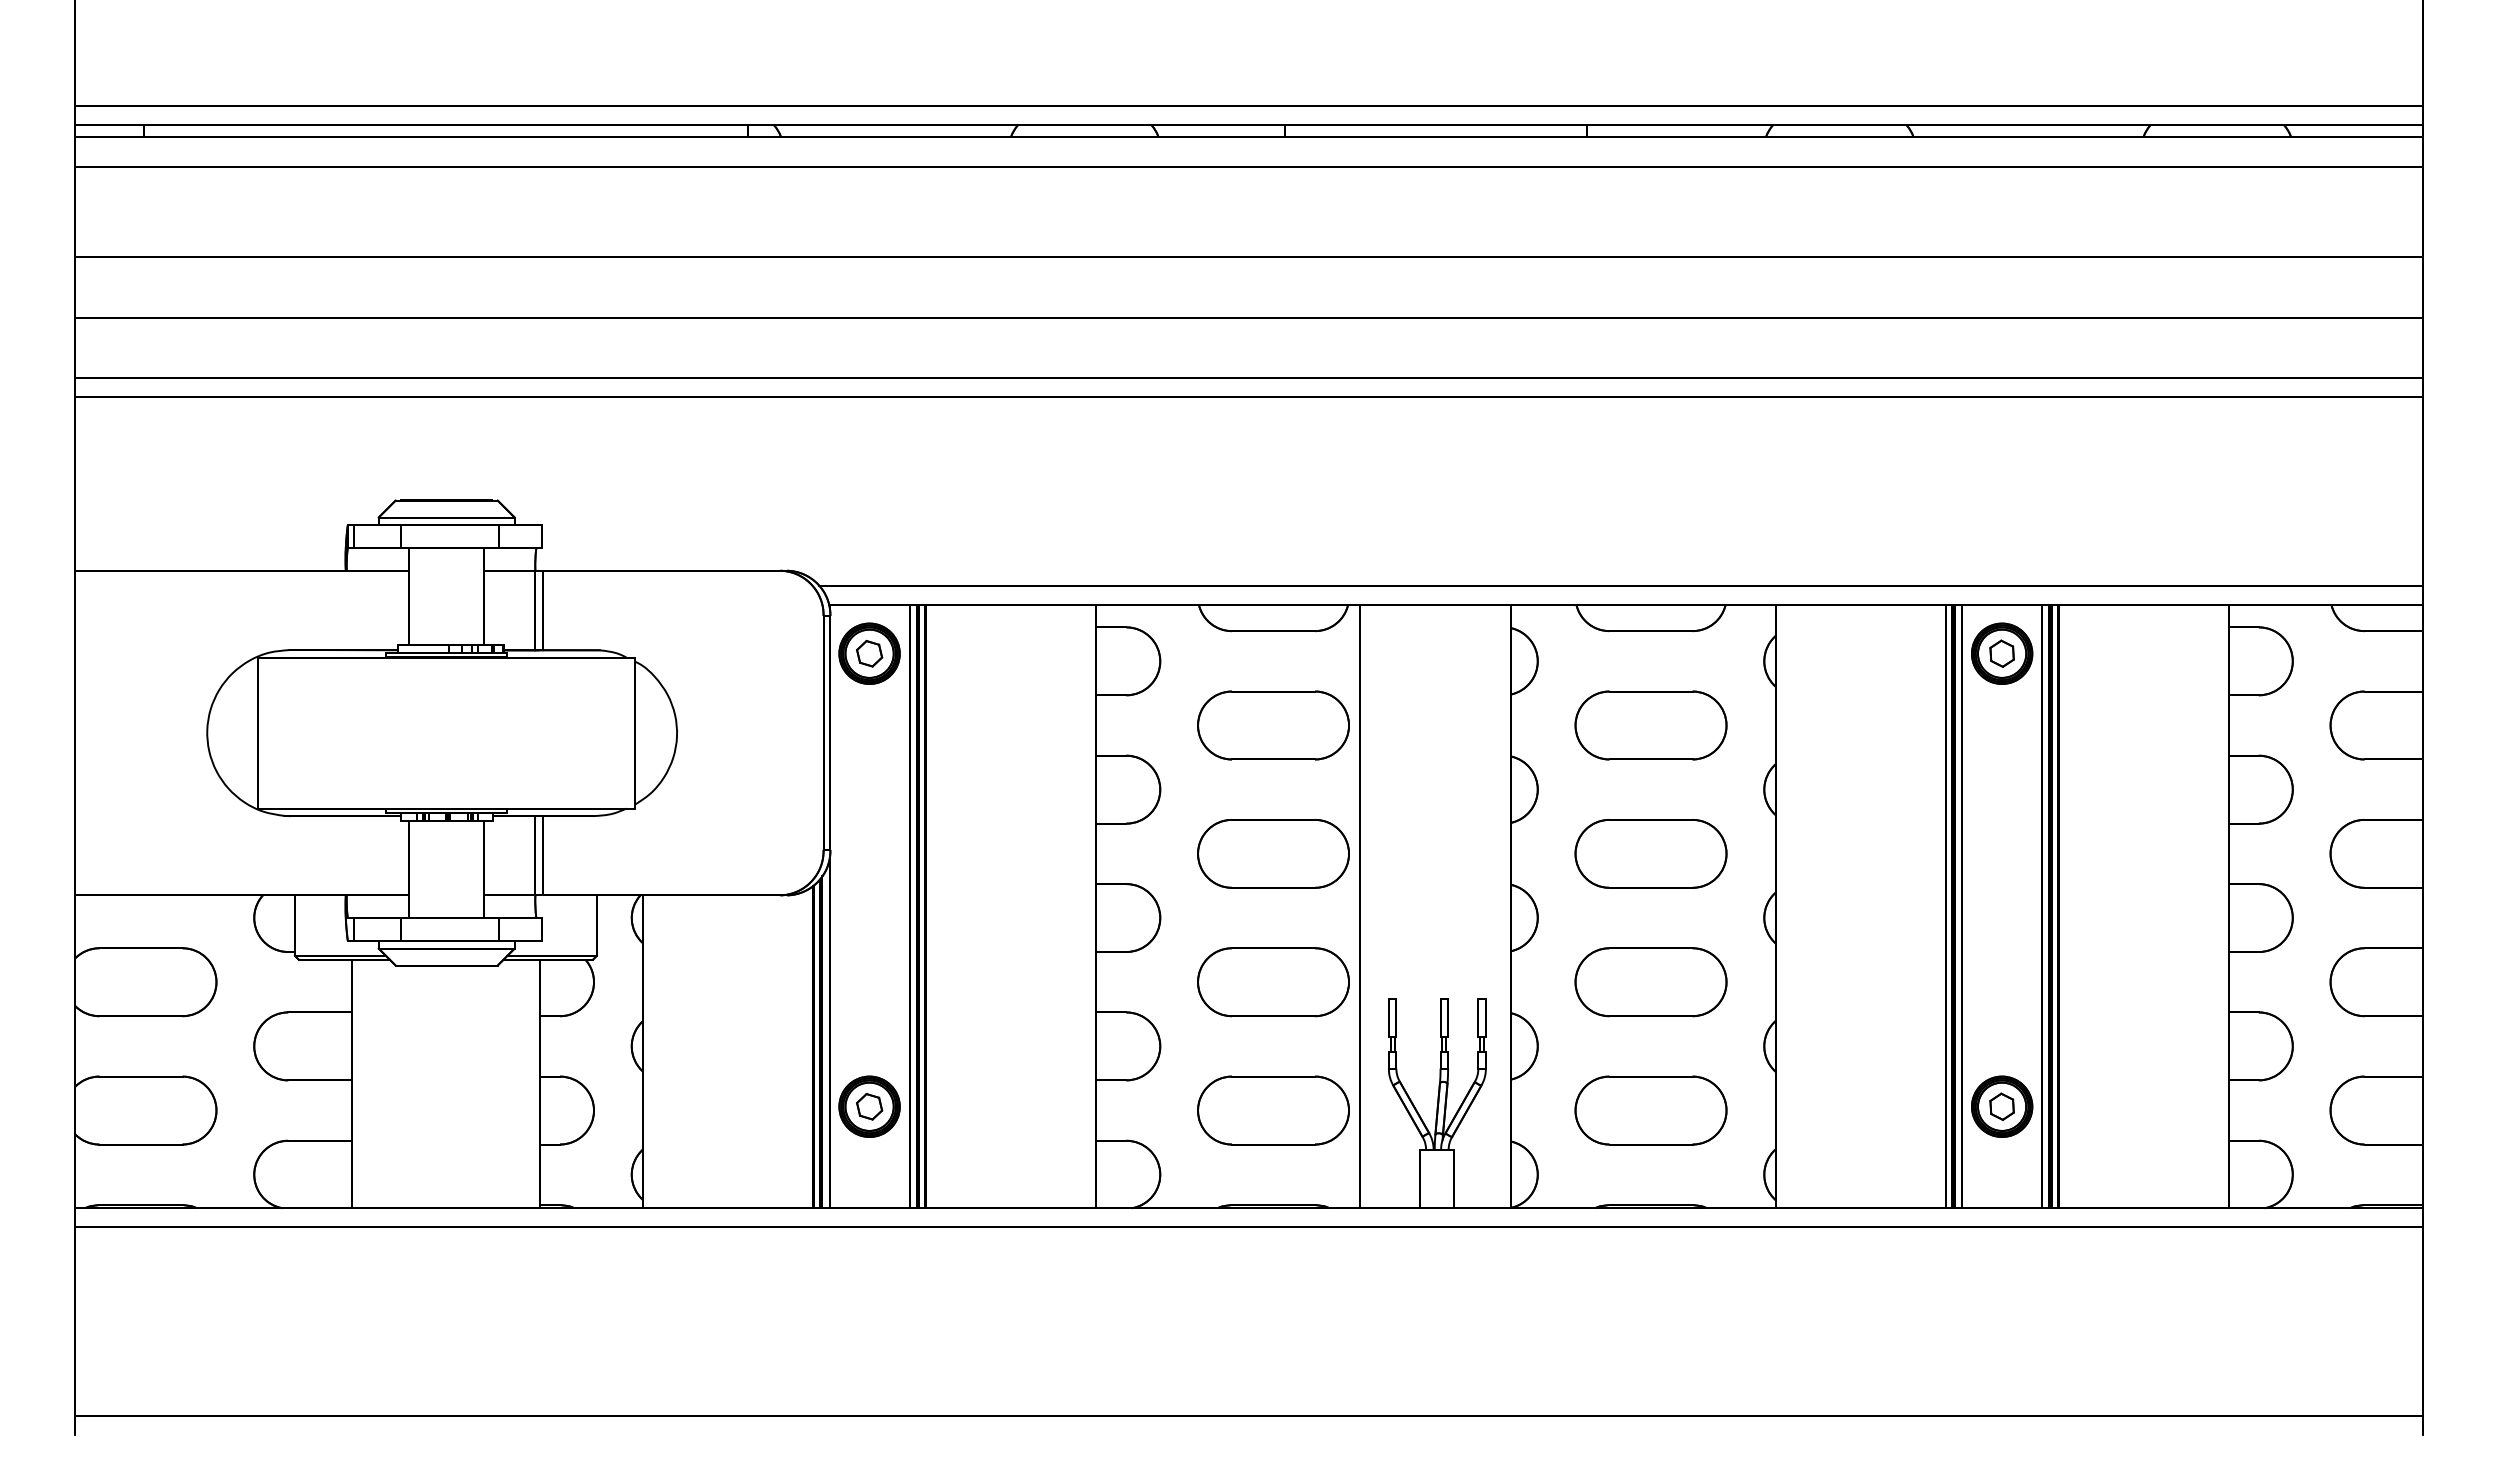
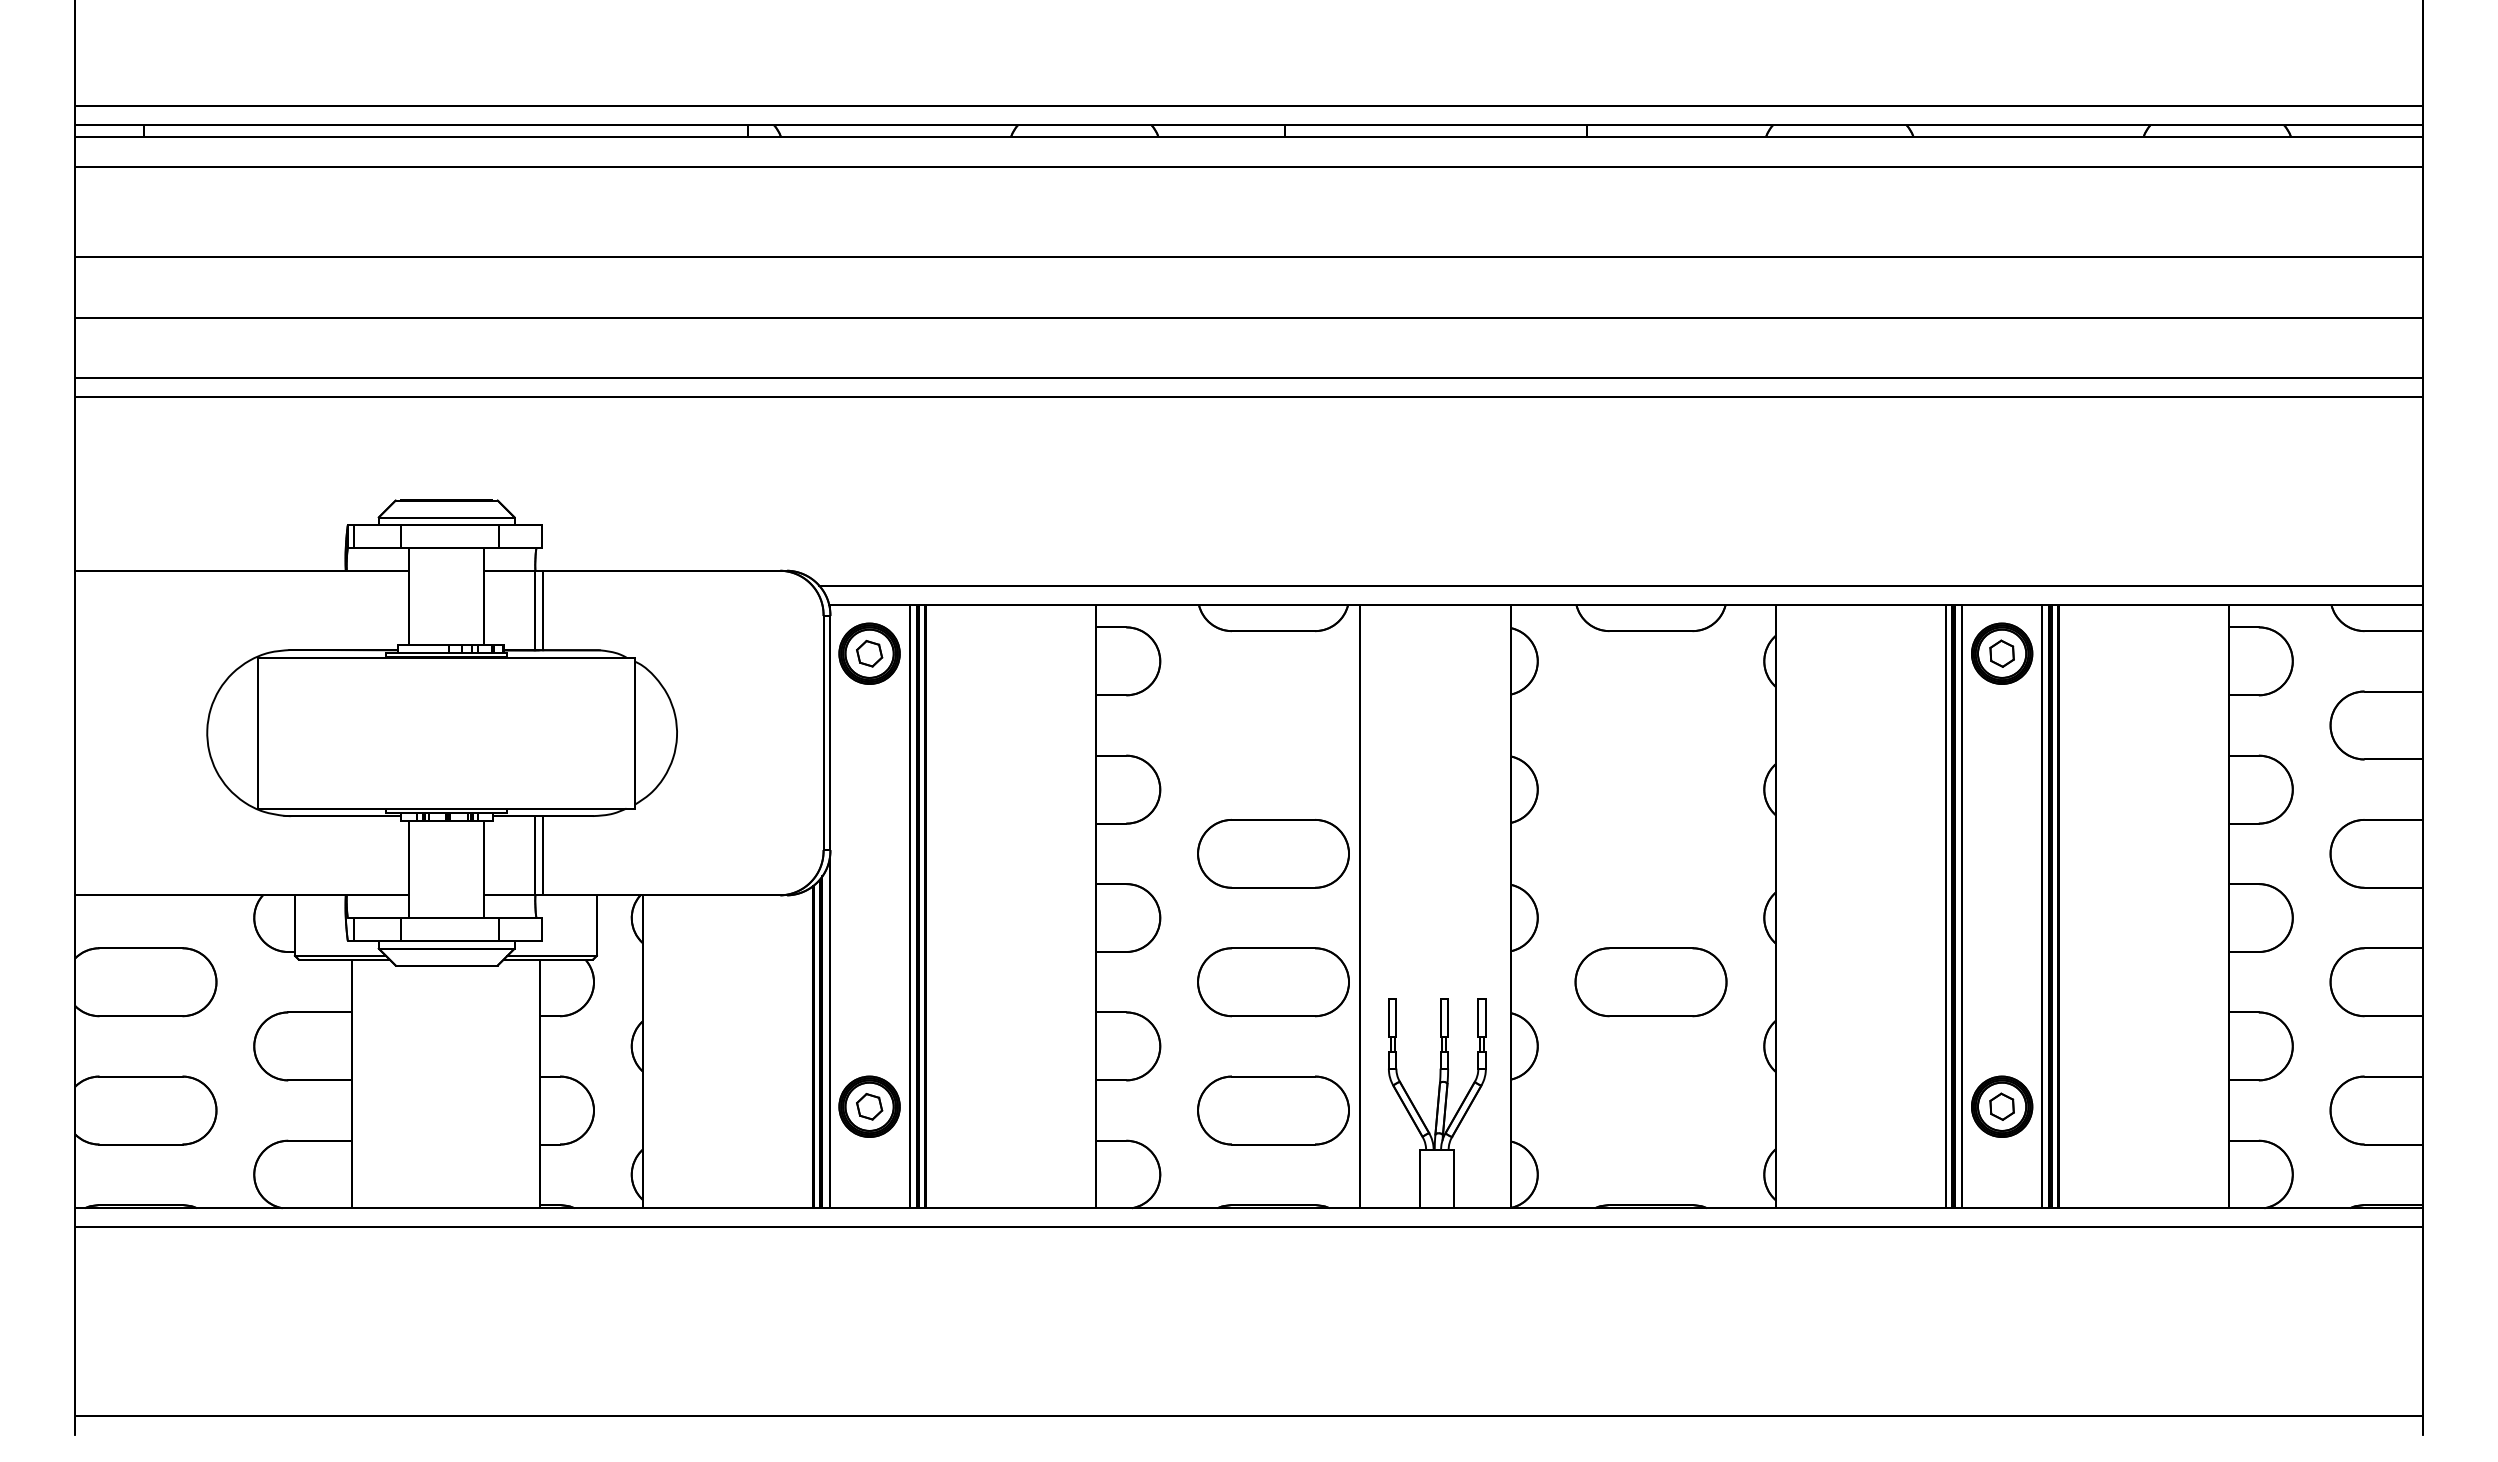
part: present -> none (1273, 725)
part: present -> none (1650, 725)
part: present -> none (1650, 853)
part: present -> none (1650, 1110)
